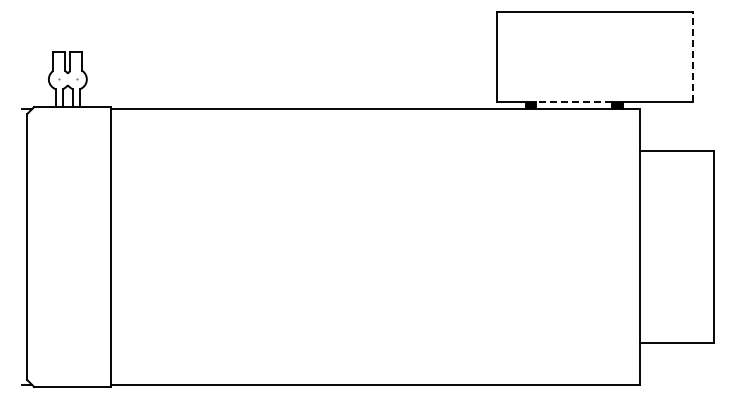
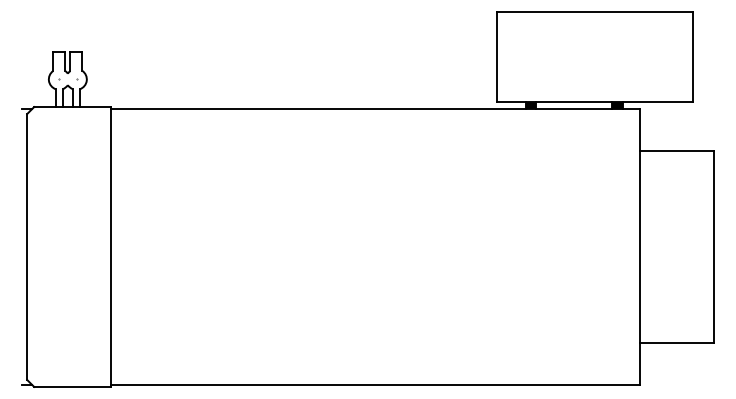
line: dashed -> solid (693, 56)
line: dashed -> solid (573, 101)
